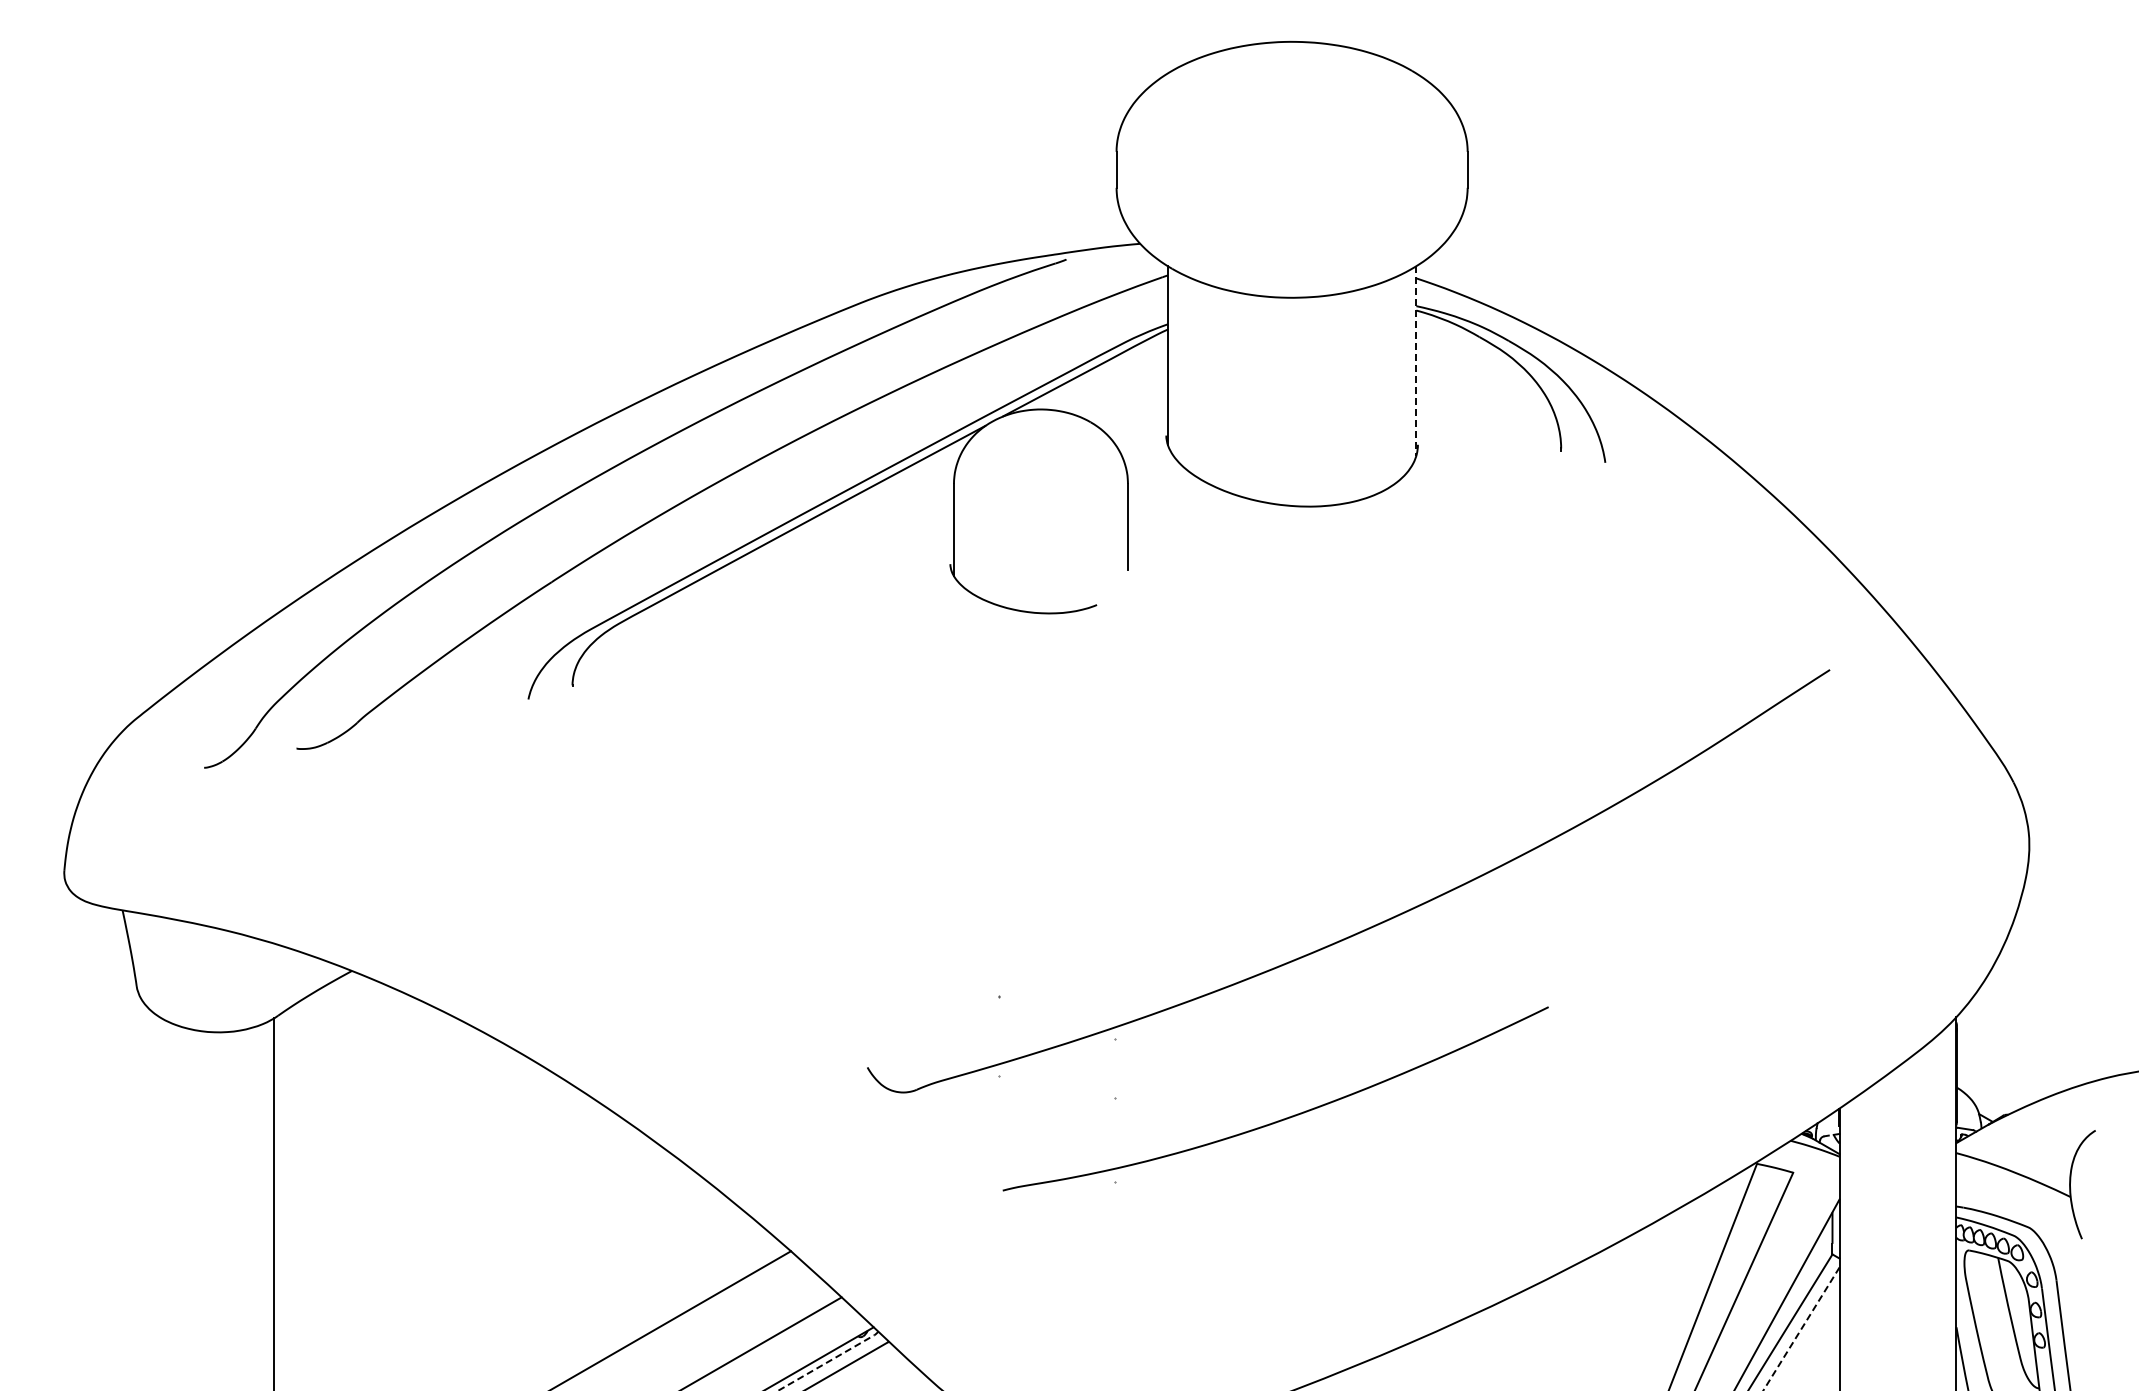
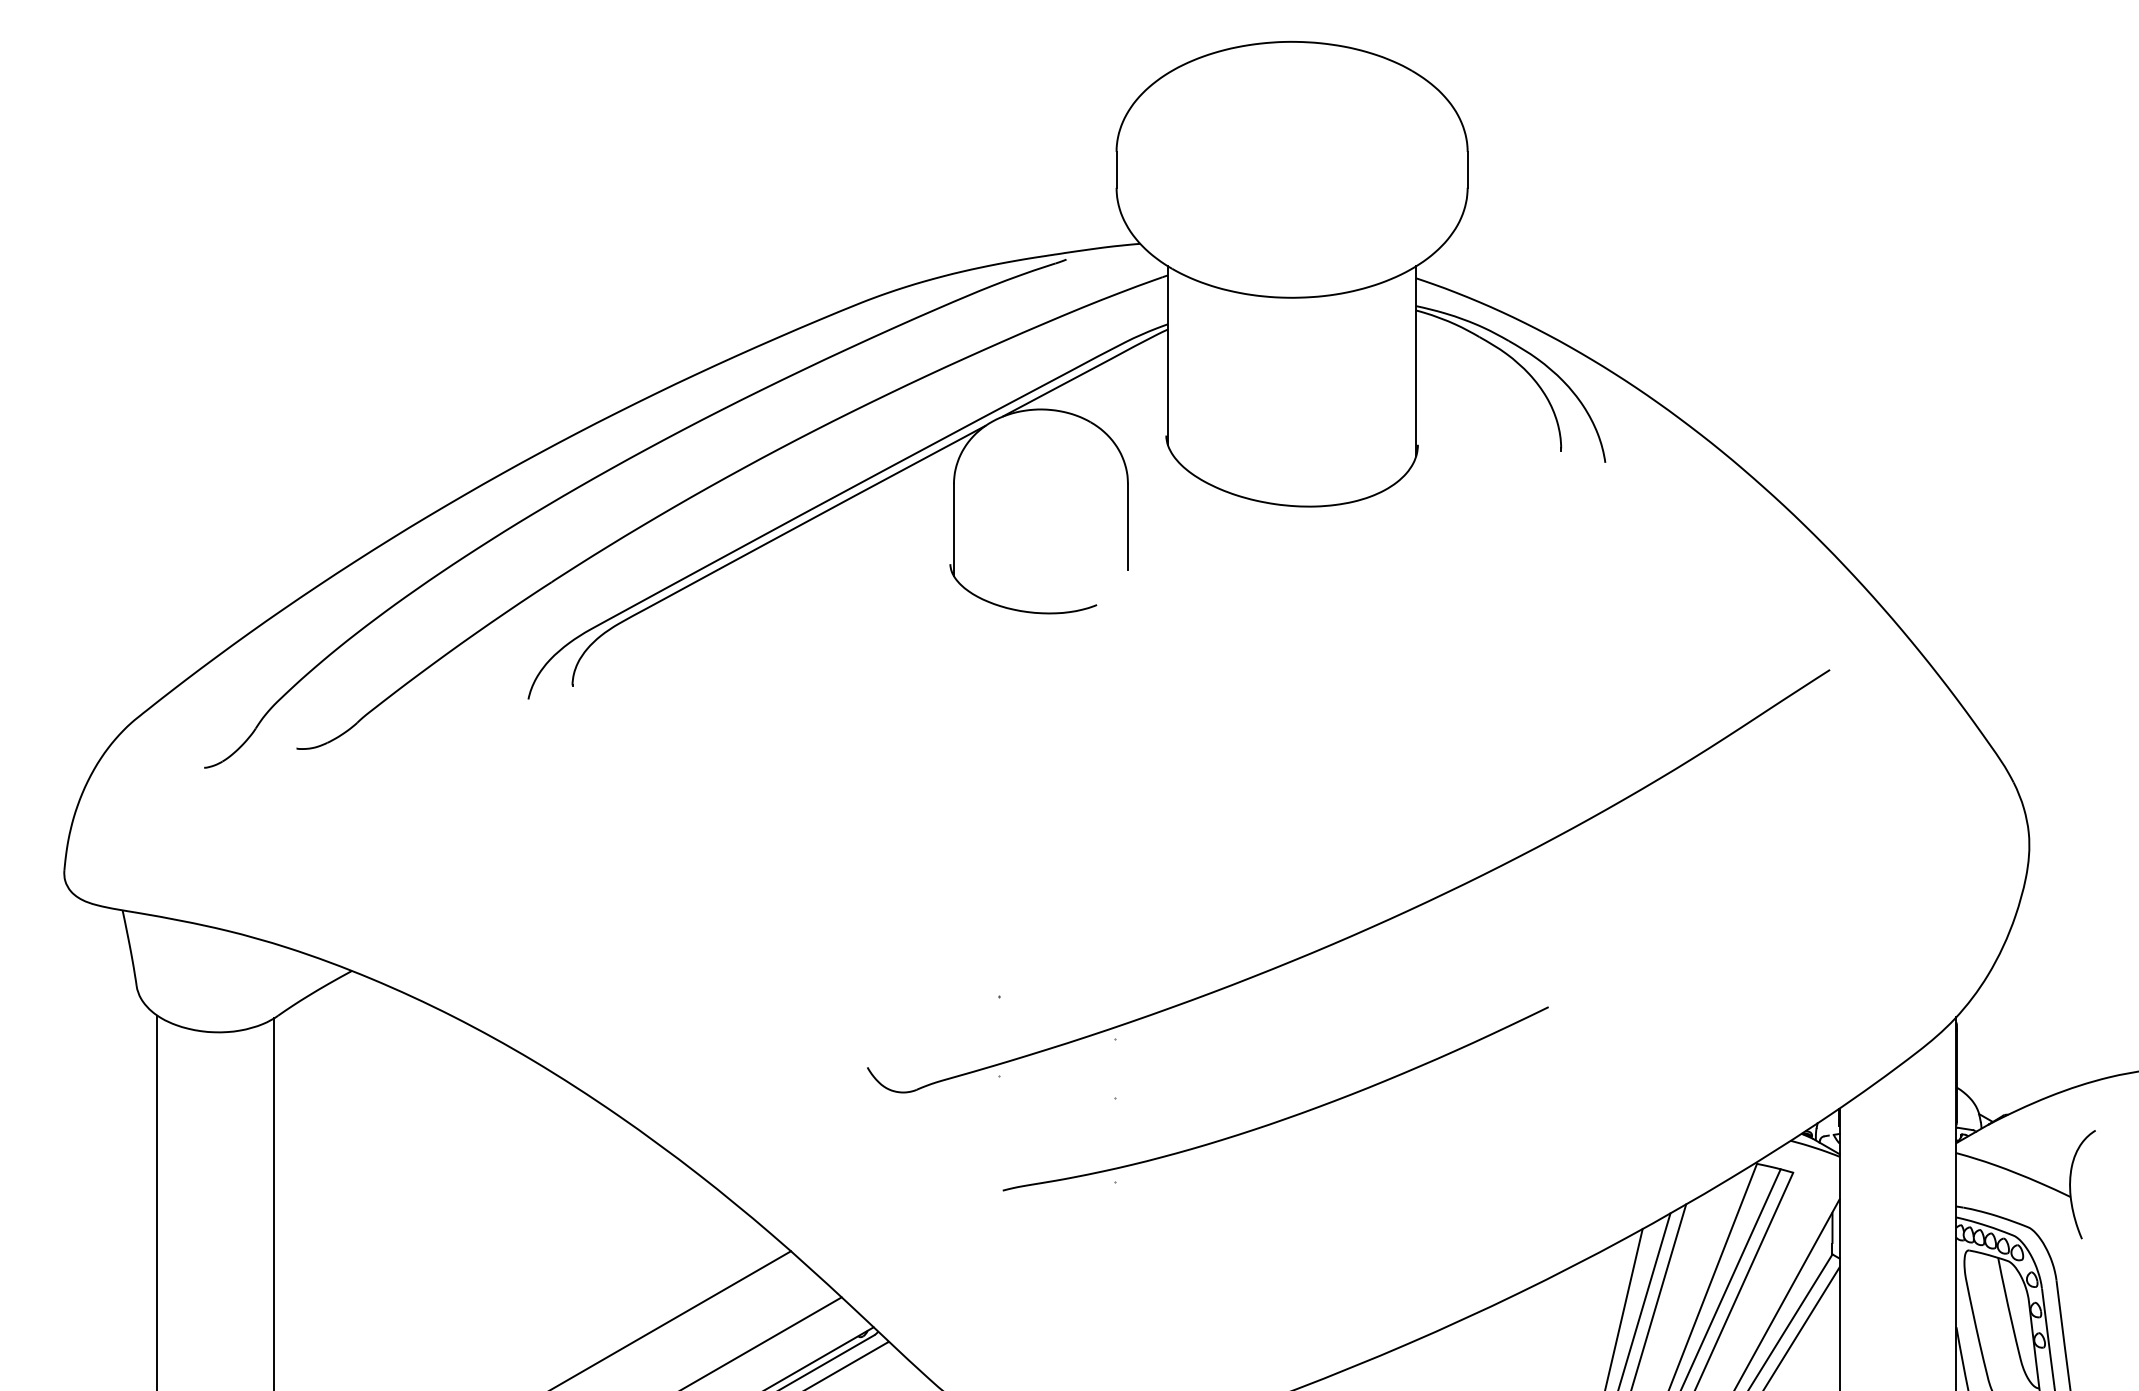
line: dashed -> solid (1416, 360)
line: none -> present (157, 1201)
line: none -> present (1731, 1278)
line: none -> present (1659, 1295)
line: none -> present (1644, 1300)
line: none -> present (1623, 1308)
line: dashed -> solid (1801, 1329)
line: dashed -> solid (826, 1362)
